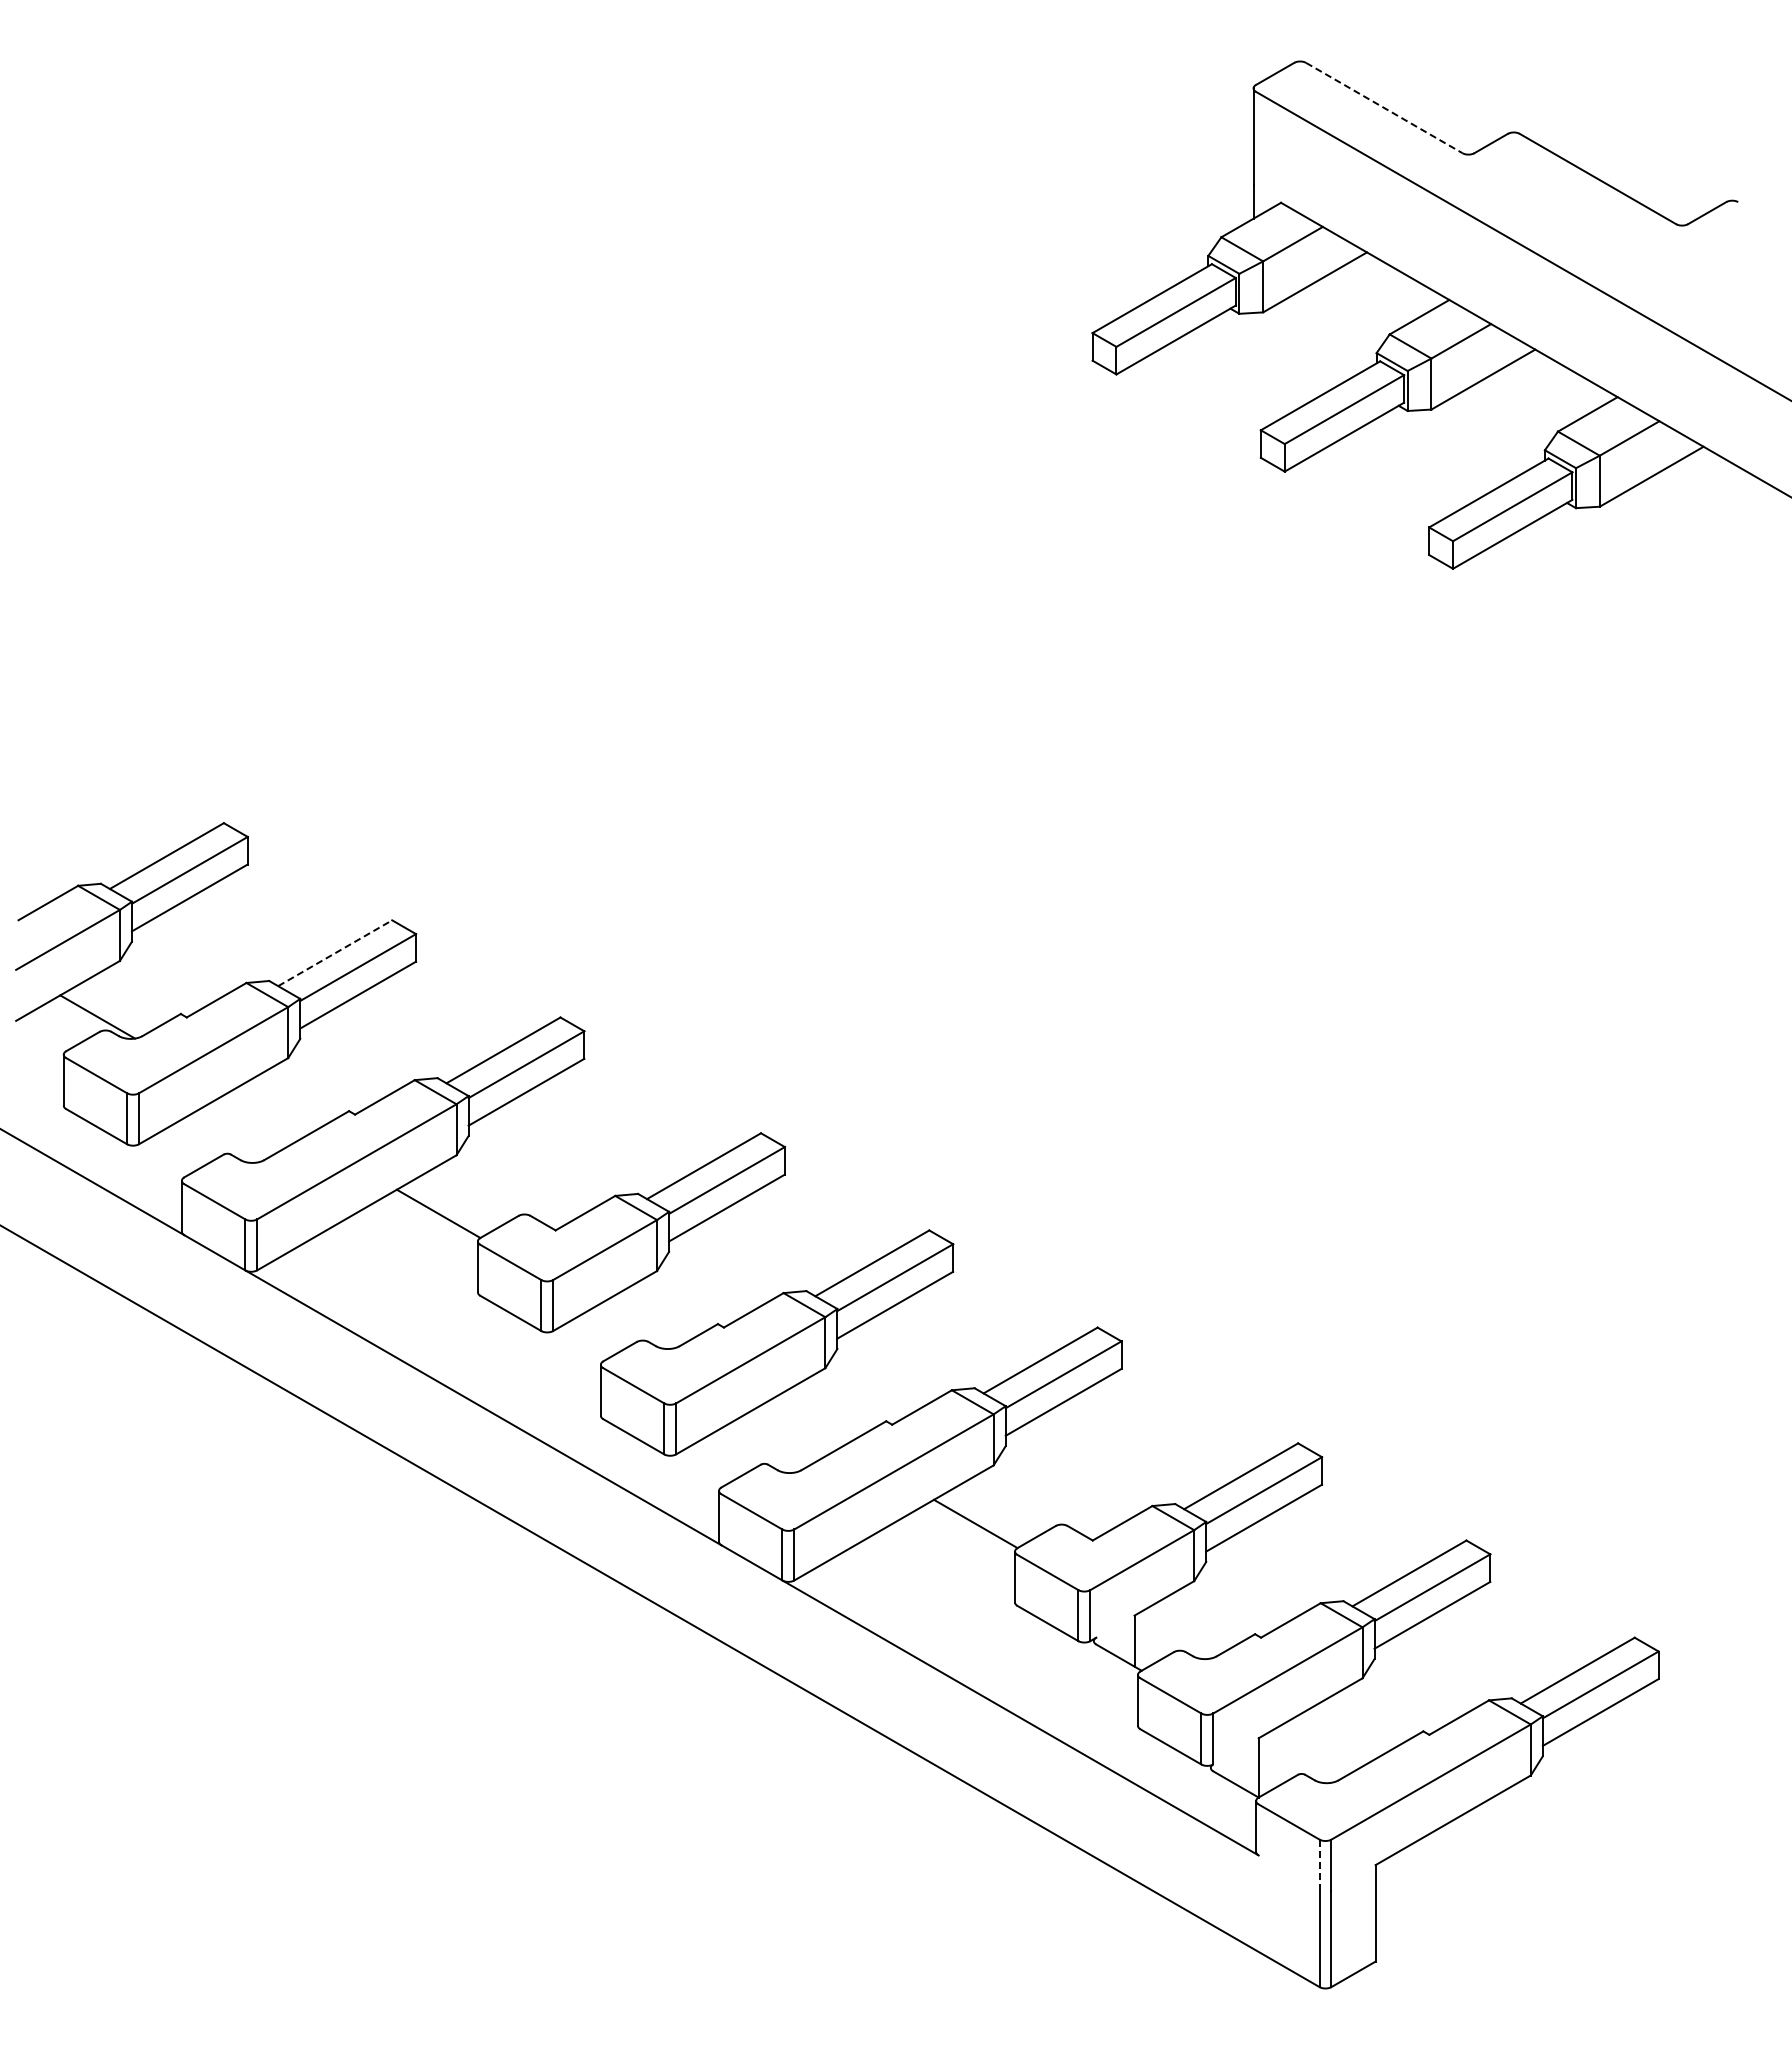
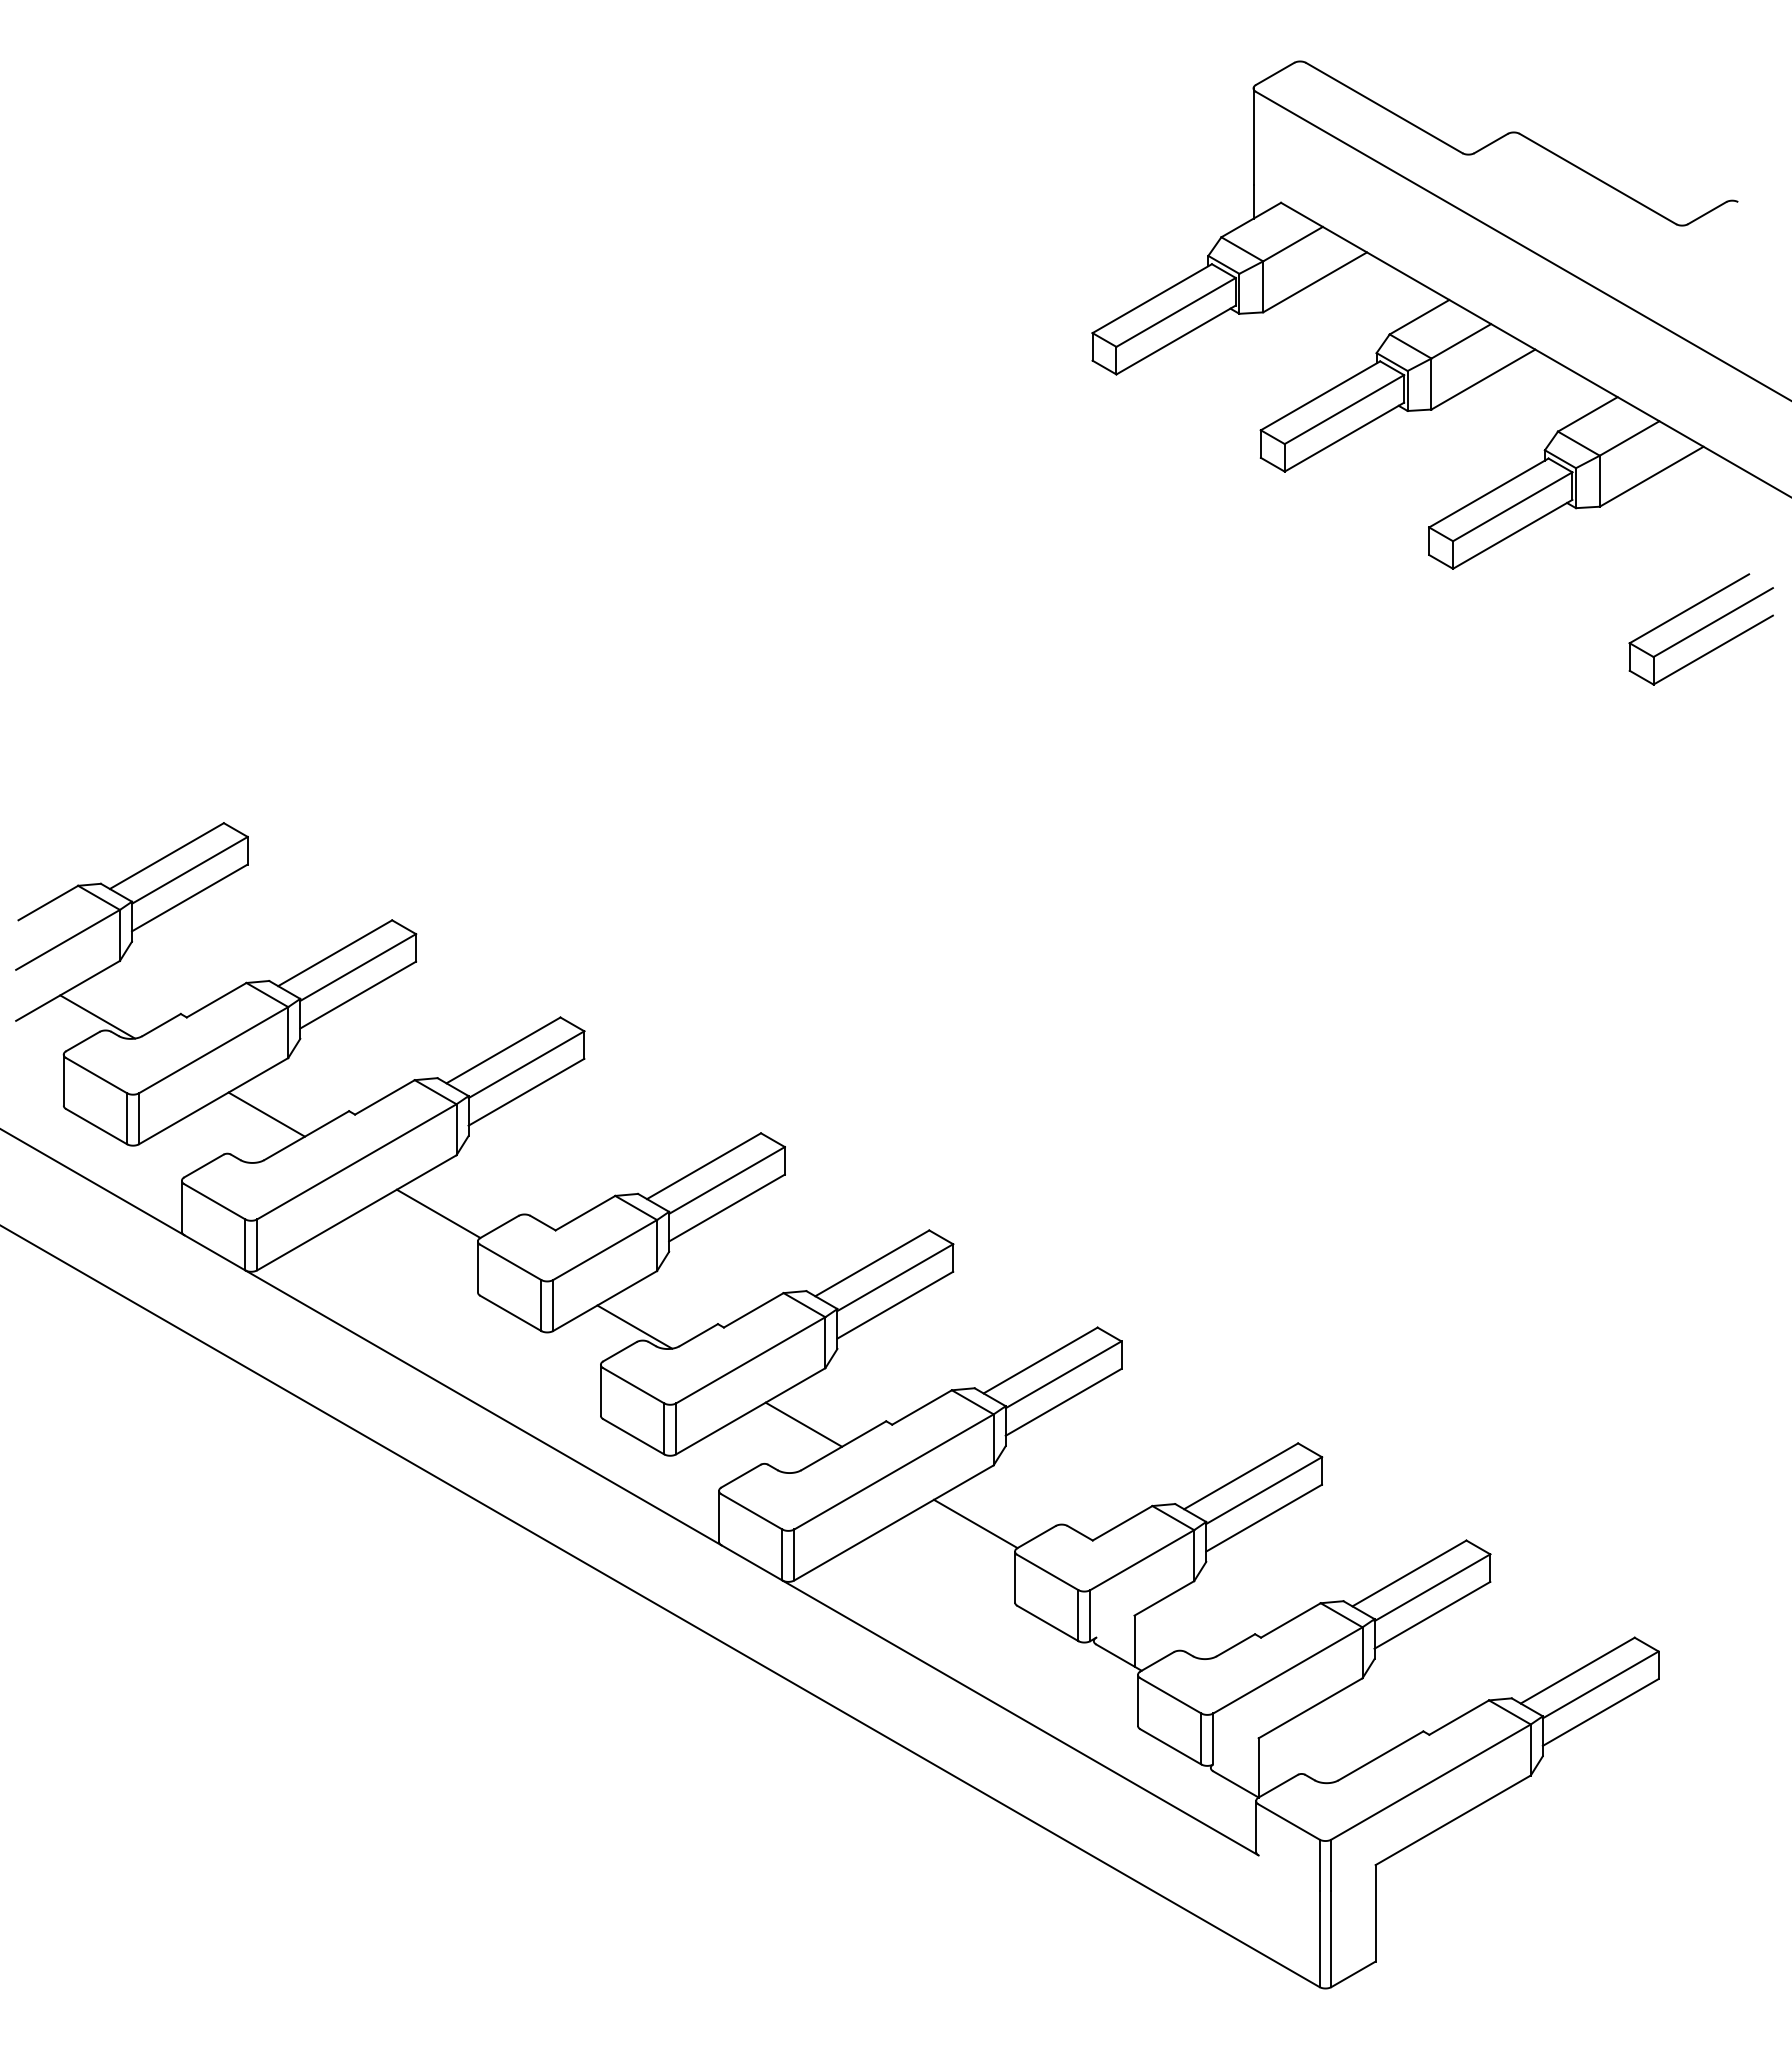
line: dashed -> solid (1384, 108)
part: none -> present (1700, 629)
line: dashed -> solid (335, 953)
line: none -> present (266, 1114)
line: none -> present (634, 1326)
line: none -> present (803, 1424)
line: dashed -> solid (1319, 1864)
